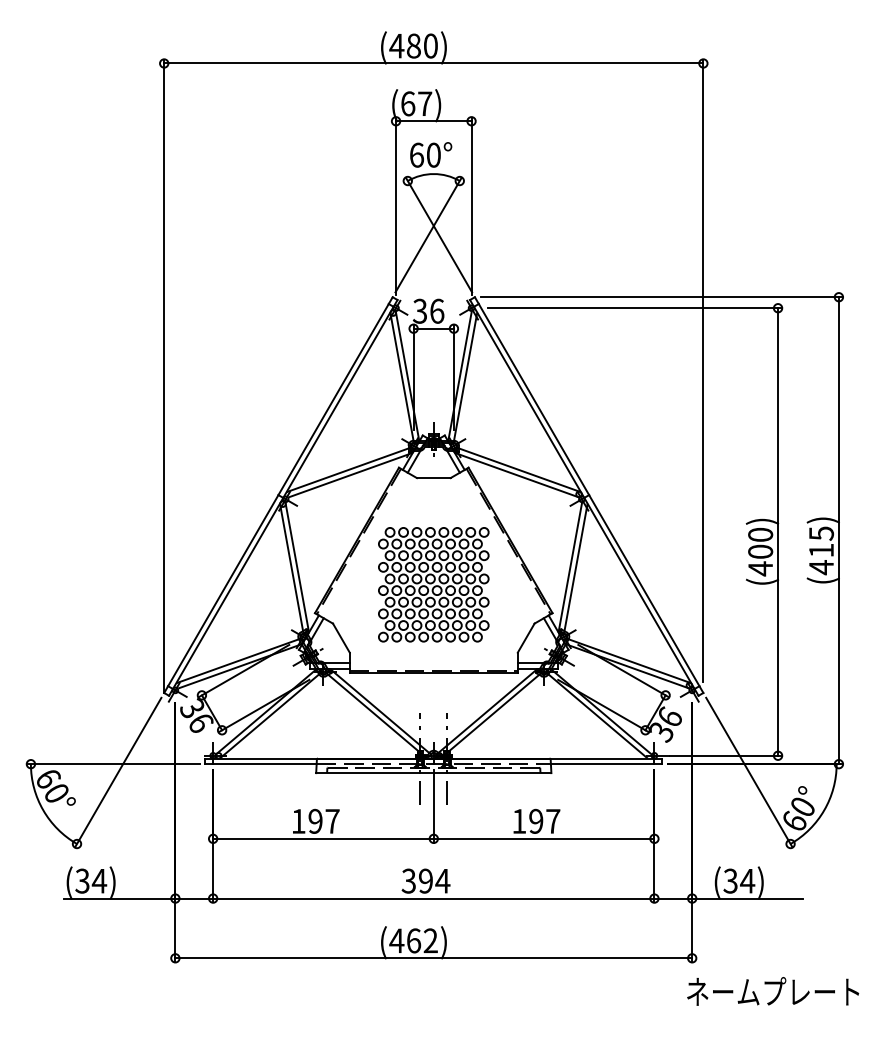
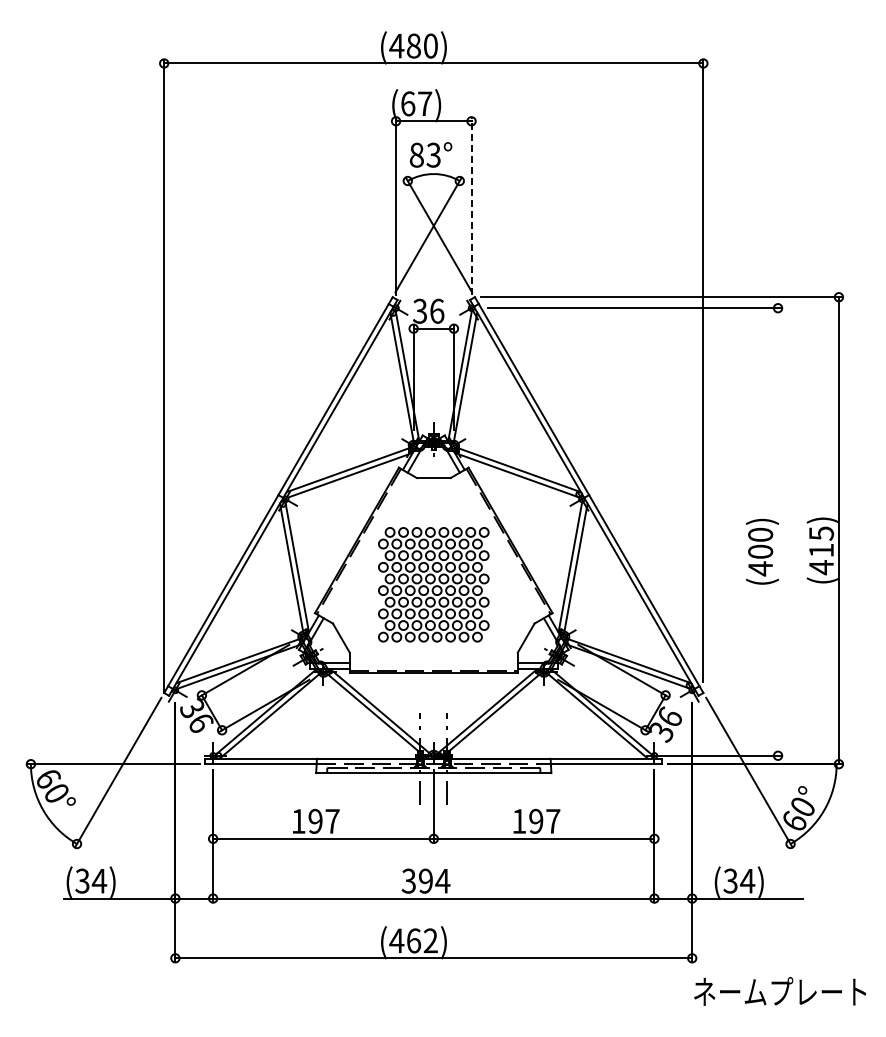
text: 60° -> 83° (424, 154)
line: solid -> dashed (471, 206)
line: present -> none (778, 531)
text position: (773, 991) -> (780, 991) (780, 991)
